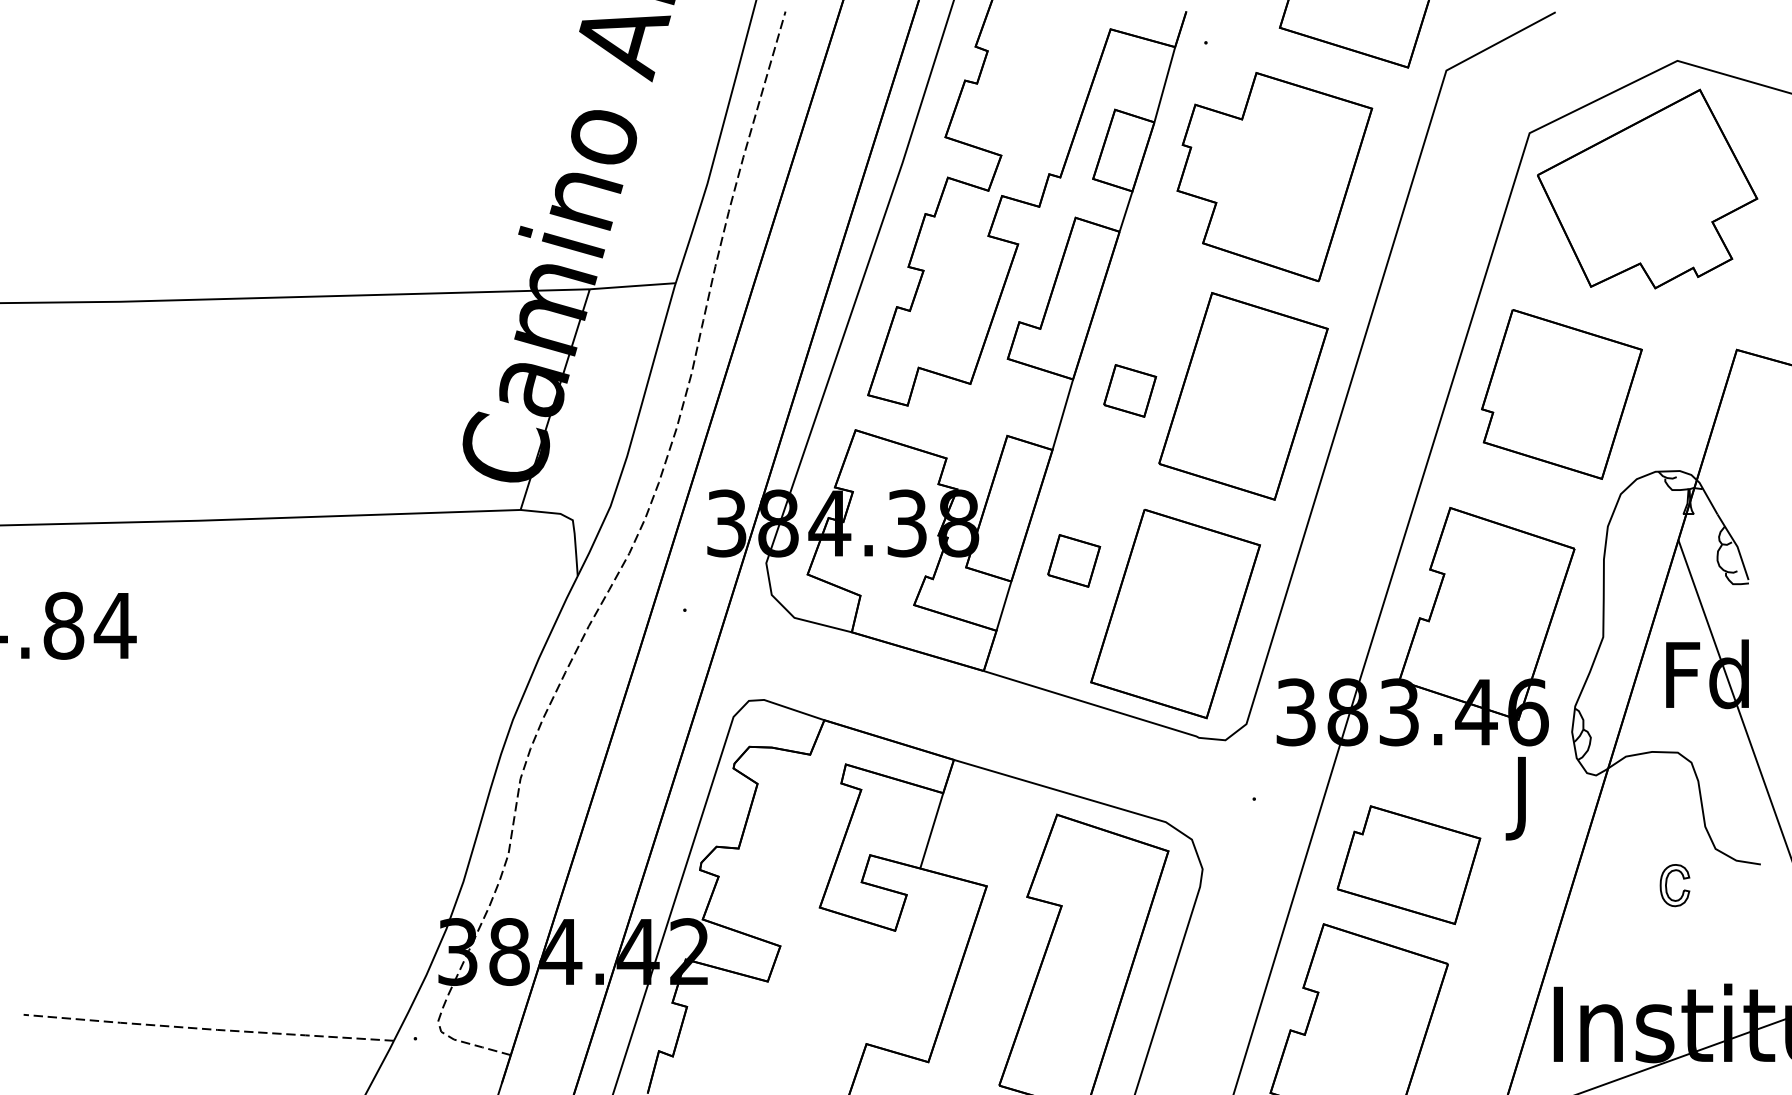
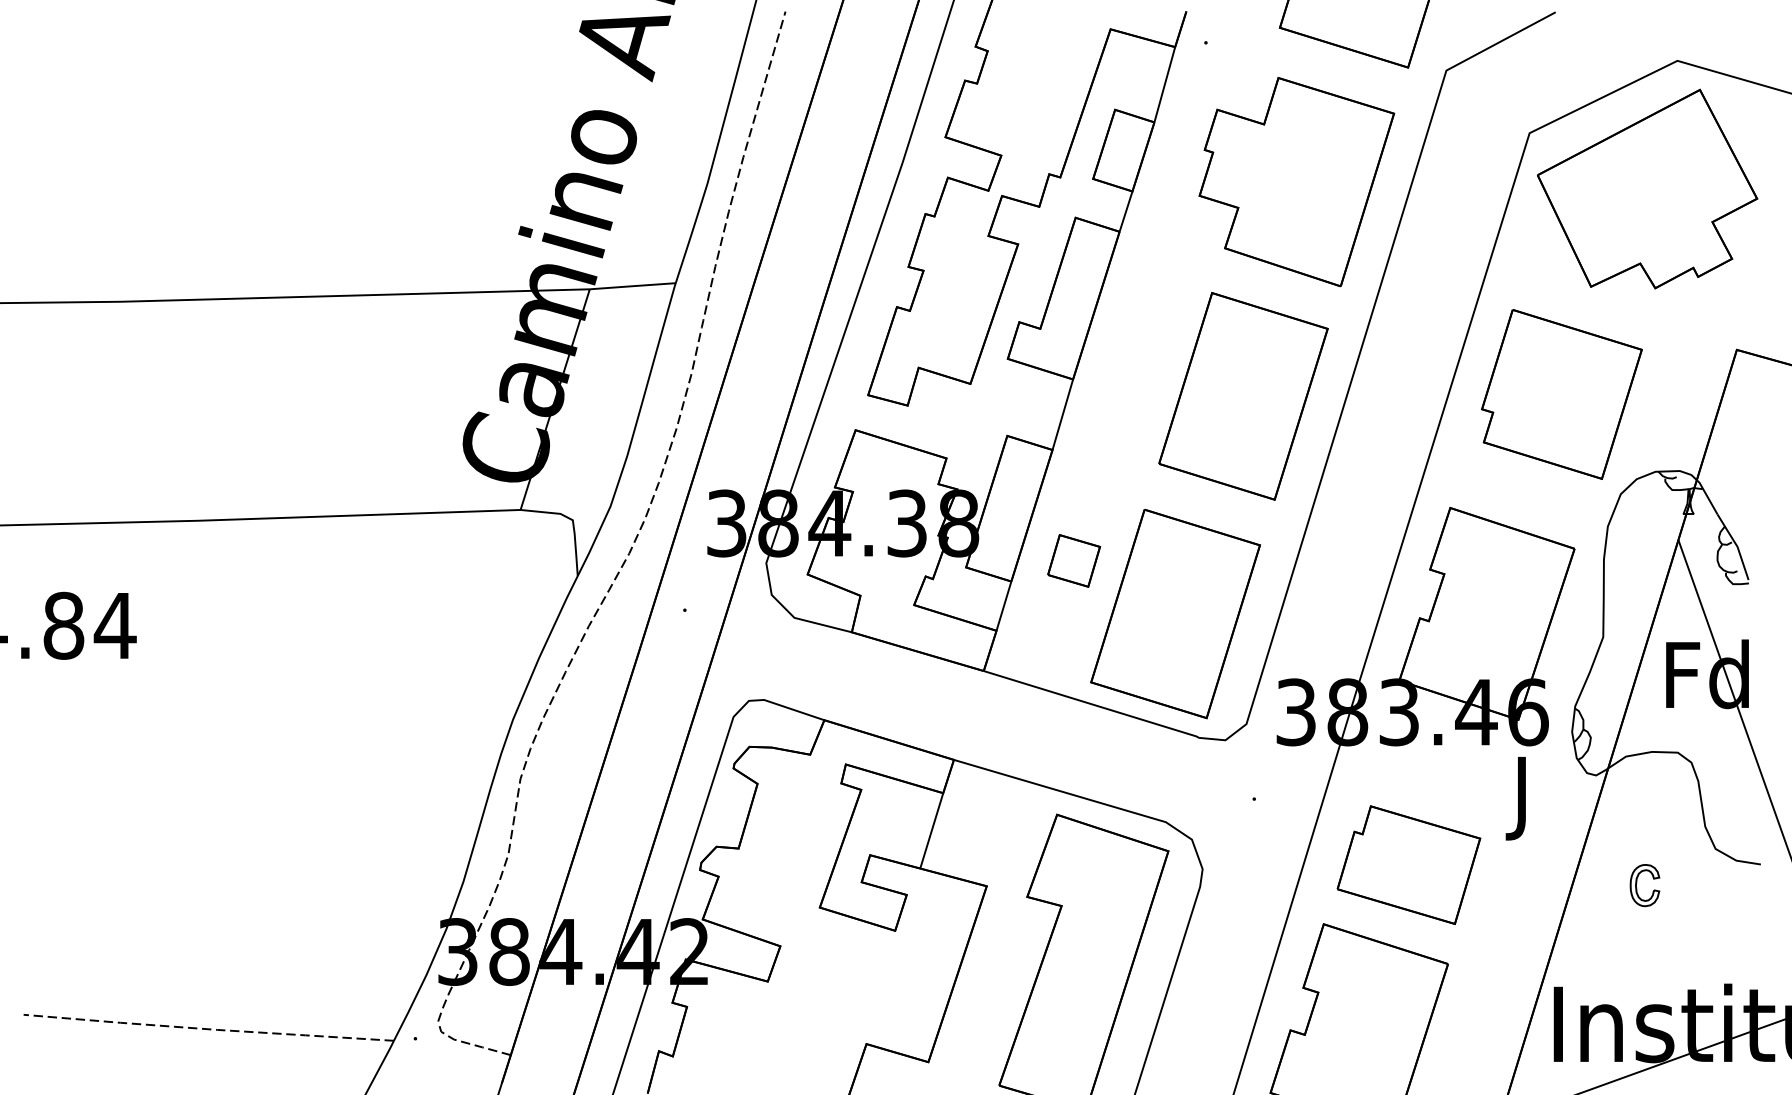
part position: (1274, 177) -> (1296, 182) (1296, 182)
part: present -> none (1130, 390)
part position: (1667, 882) -> (1637, 882) (1637, 882)
